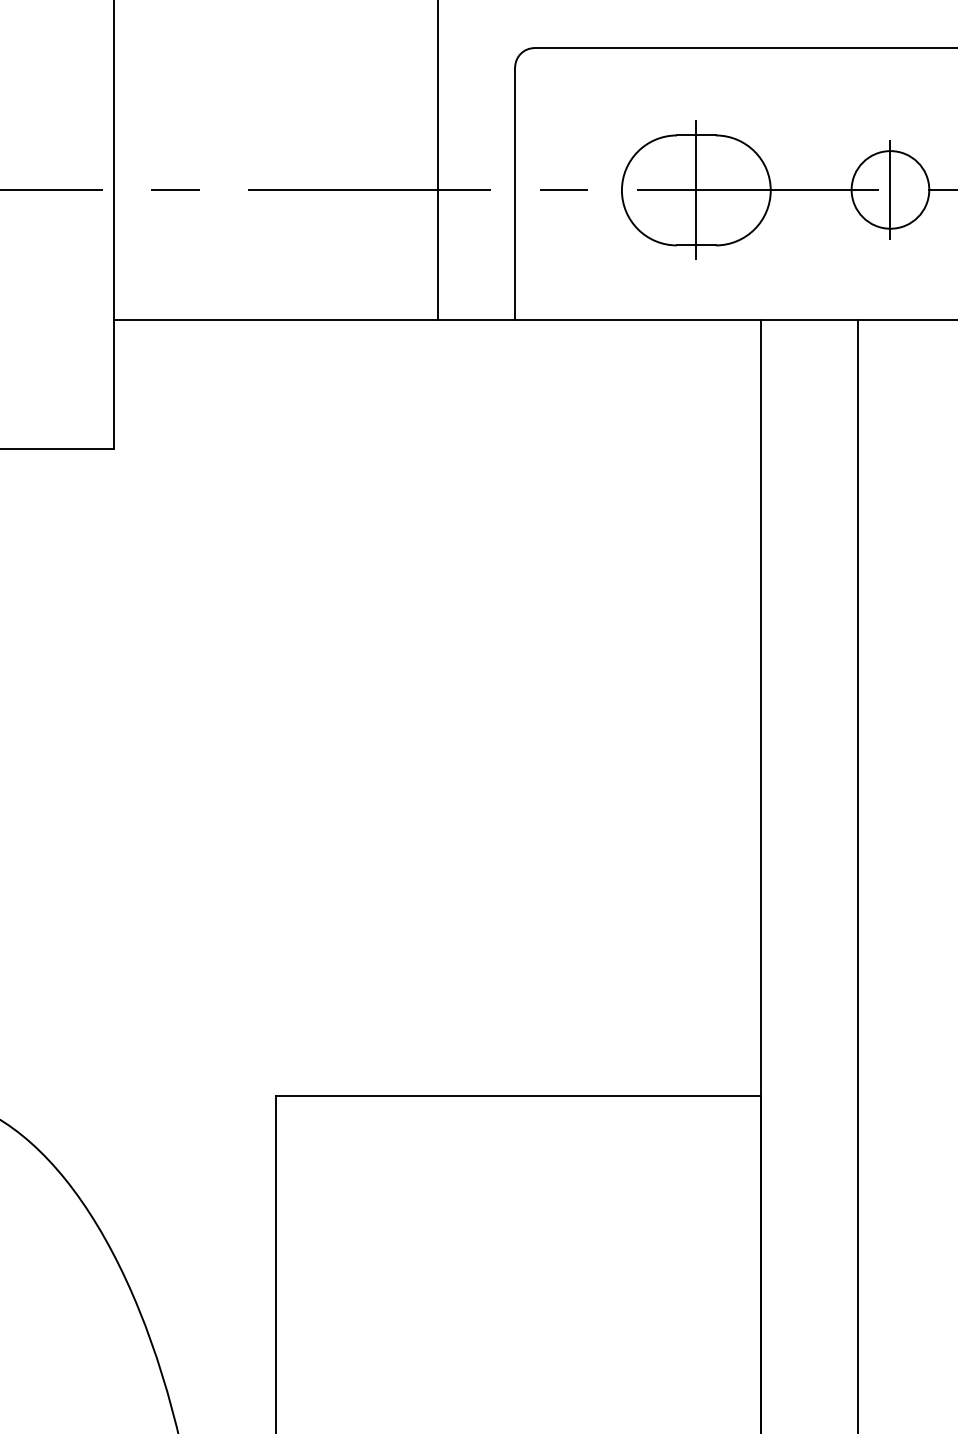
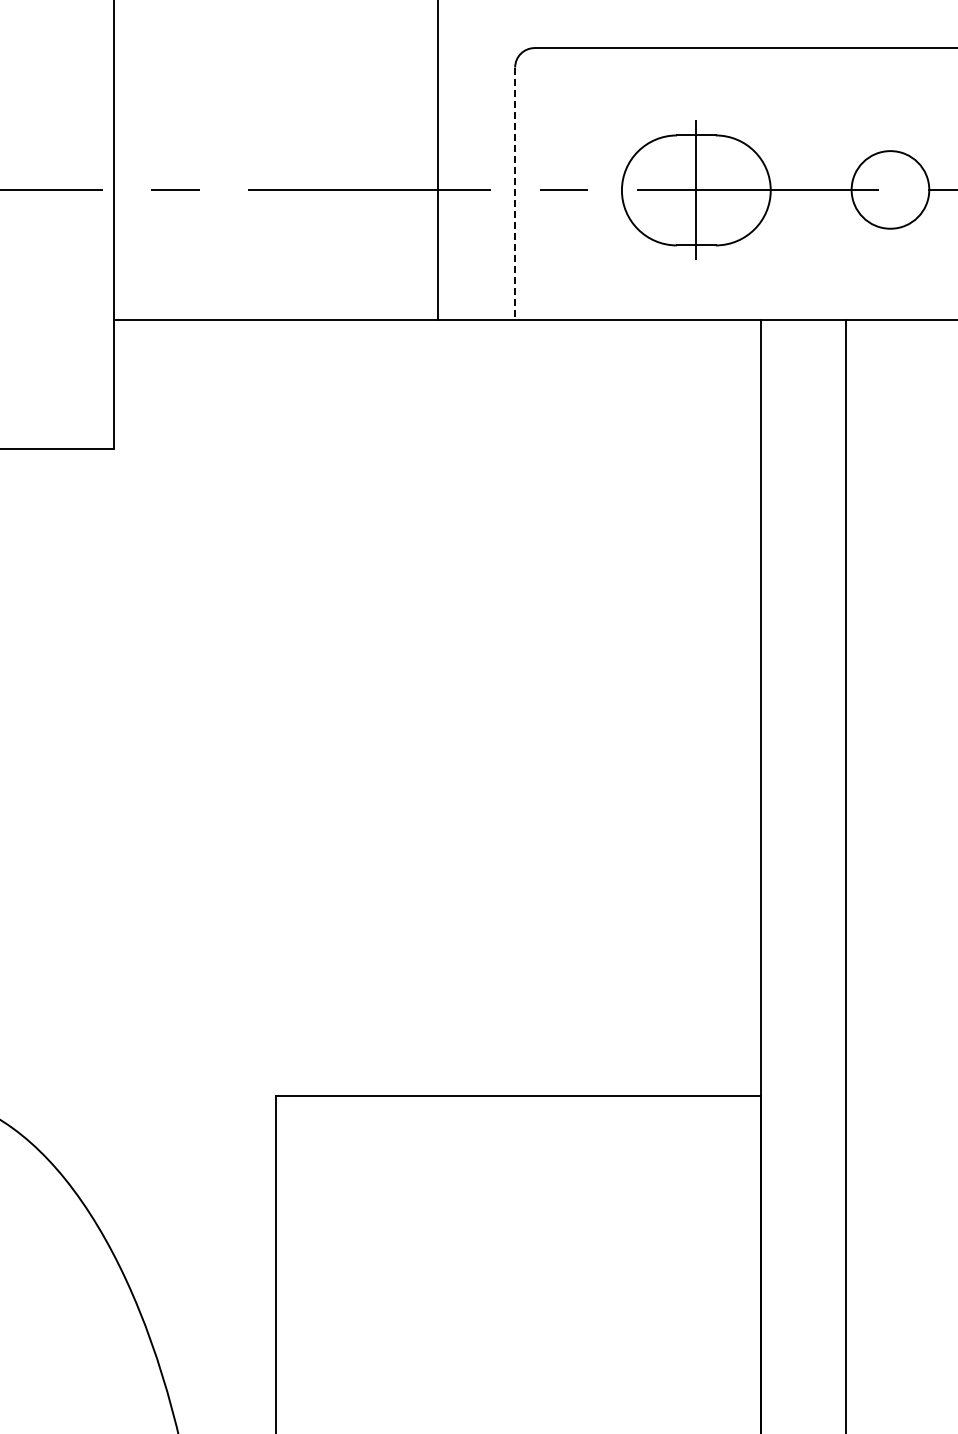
line: present -> none (890, 189)
line: solid -> dashed (515, 194)
line position: (858, 874) -> (846, 874) (846, 874)
